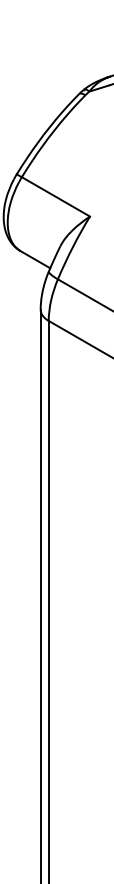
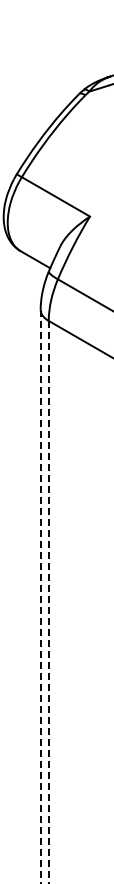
line: solid -> dashed (40, 596)
line: solid -> dashed (48, 602)
